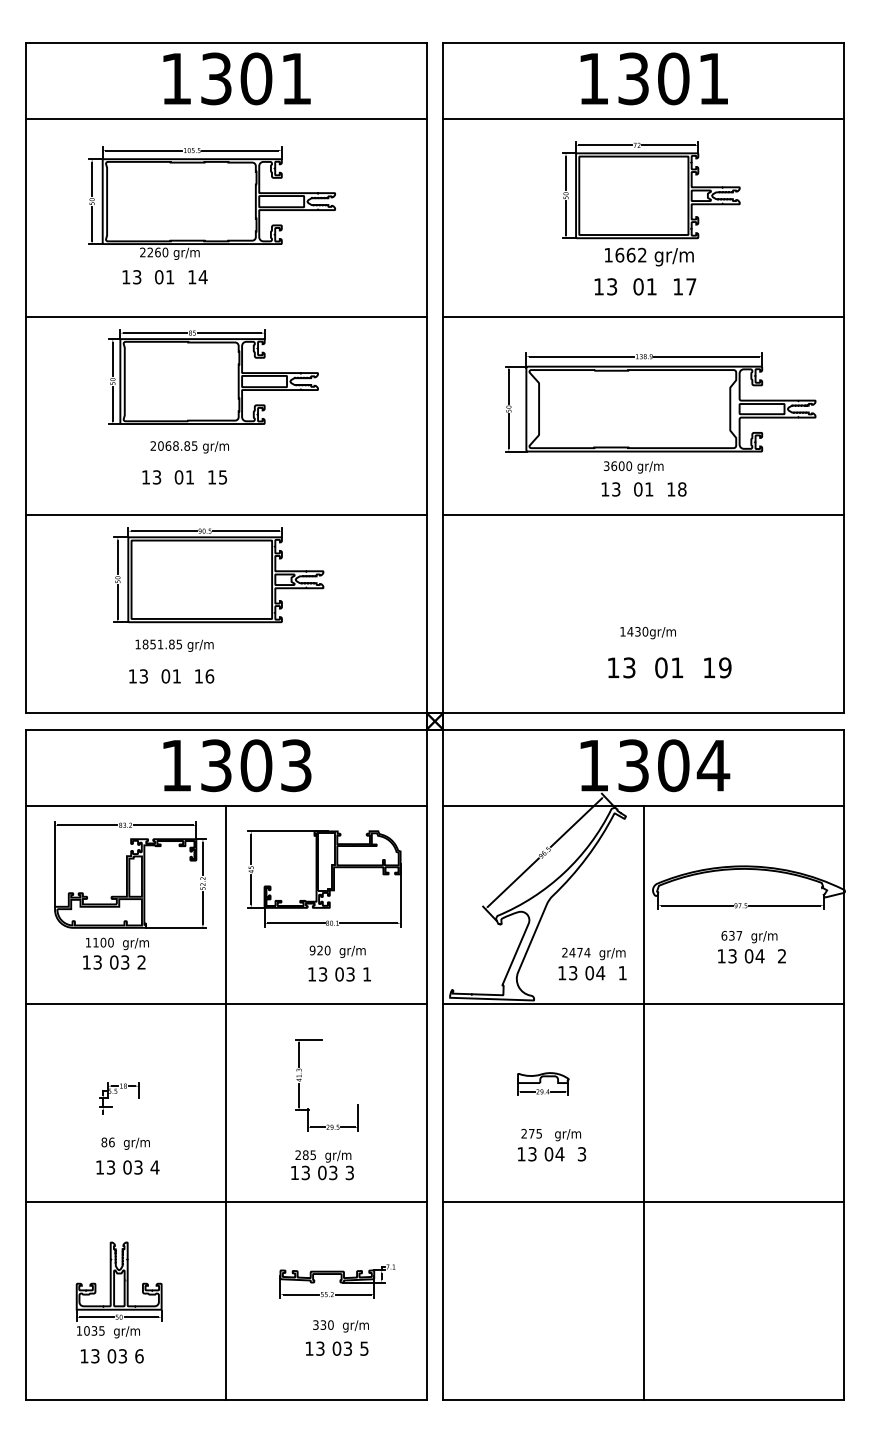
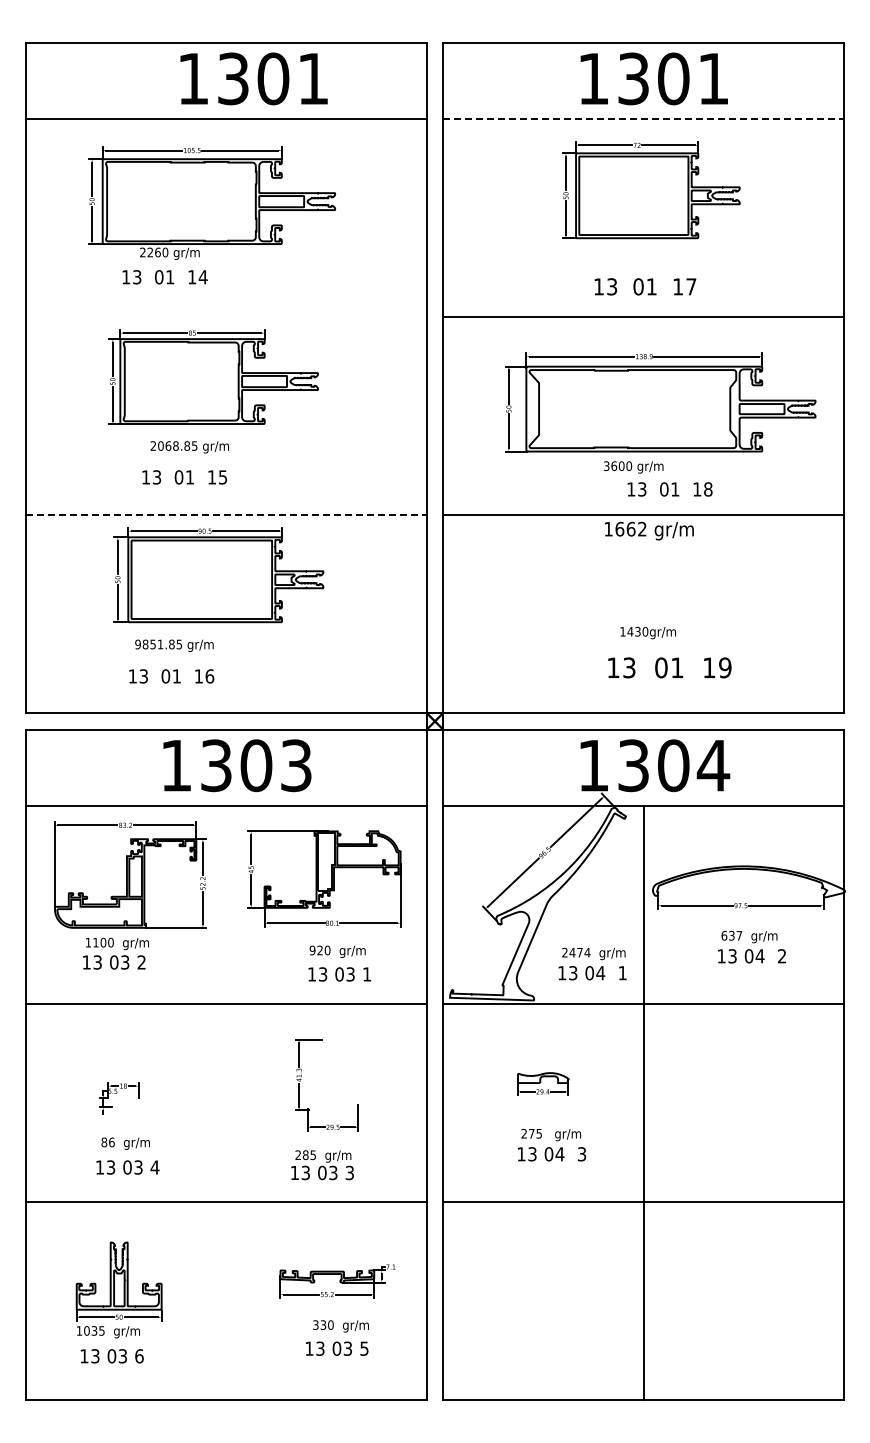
text position: (236, 78) -> (253, 78) (253, 78)
line: solid -> dashed (644, 118)
text position: (649, 256) -> (649, 530) (649, 530)
line: present -> none (226, 316)
text position: (643, 489) -> (669, 489) (669, 489)
line: solid -> dashed (226, 514)
text: 1851.85 -> 9851.85 (137, 644)
line: present -> none (226, 1102)
